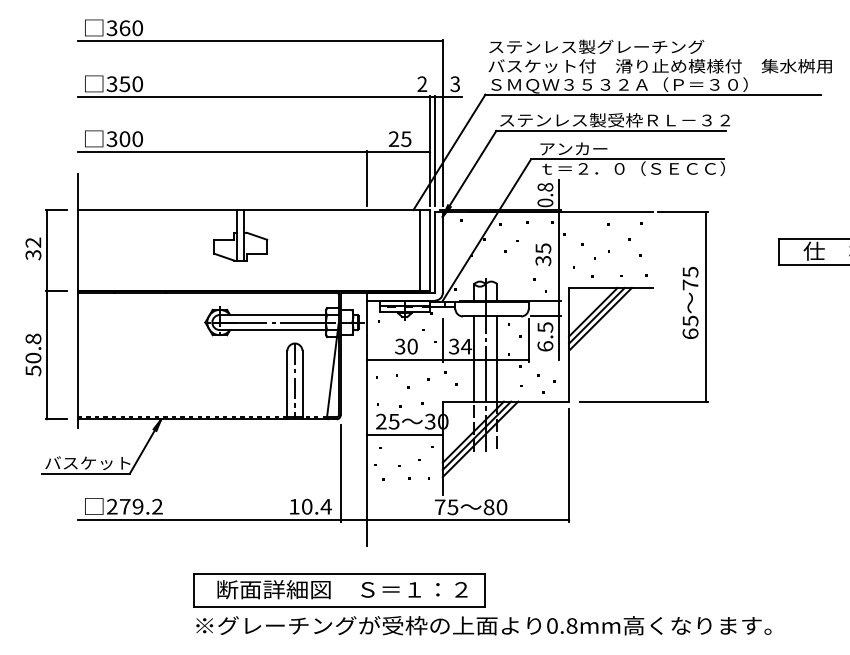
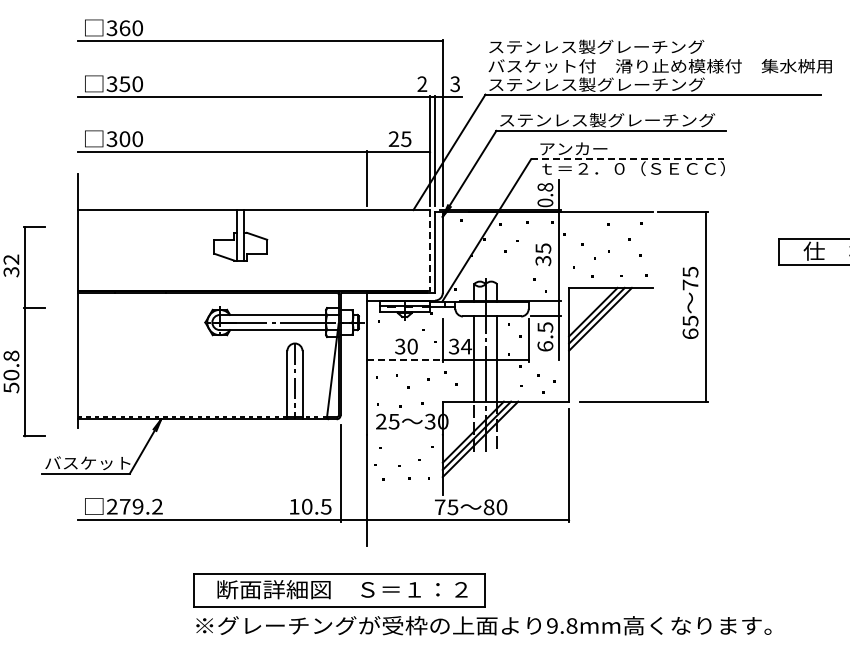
text: ＳＭＱＷ３５３２Ａ（Ｐ＝３０） -> ステンレス製グレーチング (618, 85)
text: ステンレス製受枠ＲＬ－３２ -> ステンレス製グレーチング (669, 120)
line: solid -> dashed (627, 159)
line: present -> none (420, 250)
line: solid -> dashed (430, 251)
part position: (46, 314) -> (24, 331) (24, 331)
line: solid -> dashed (404, 360)
line: present -> none (404, 434)
text: 10.4 -> 10.5 (325, 506)
text: 0.8mm -> 9.8mm (552, 625)
